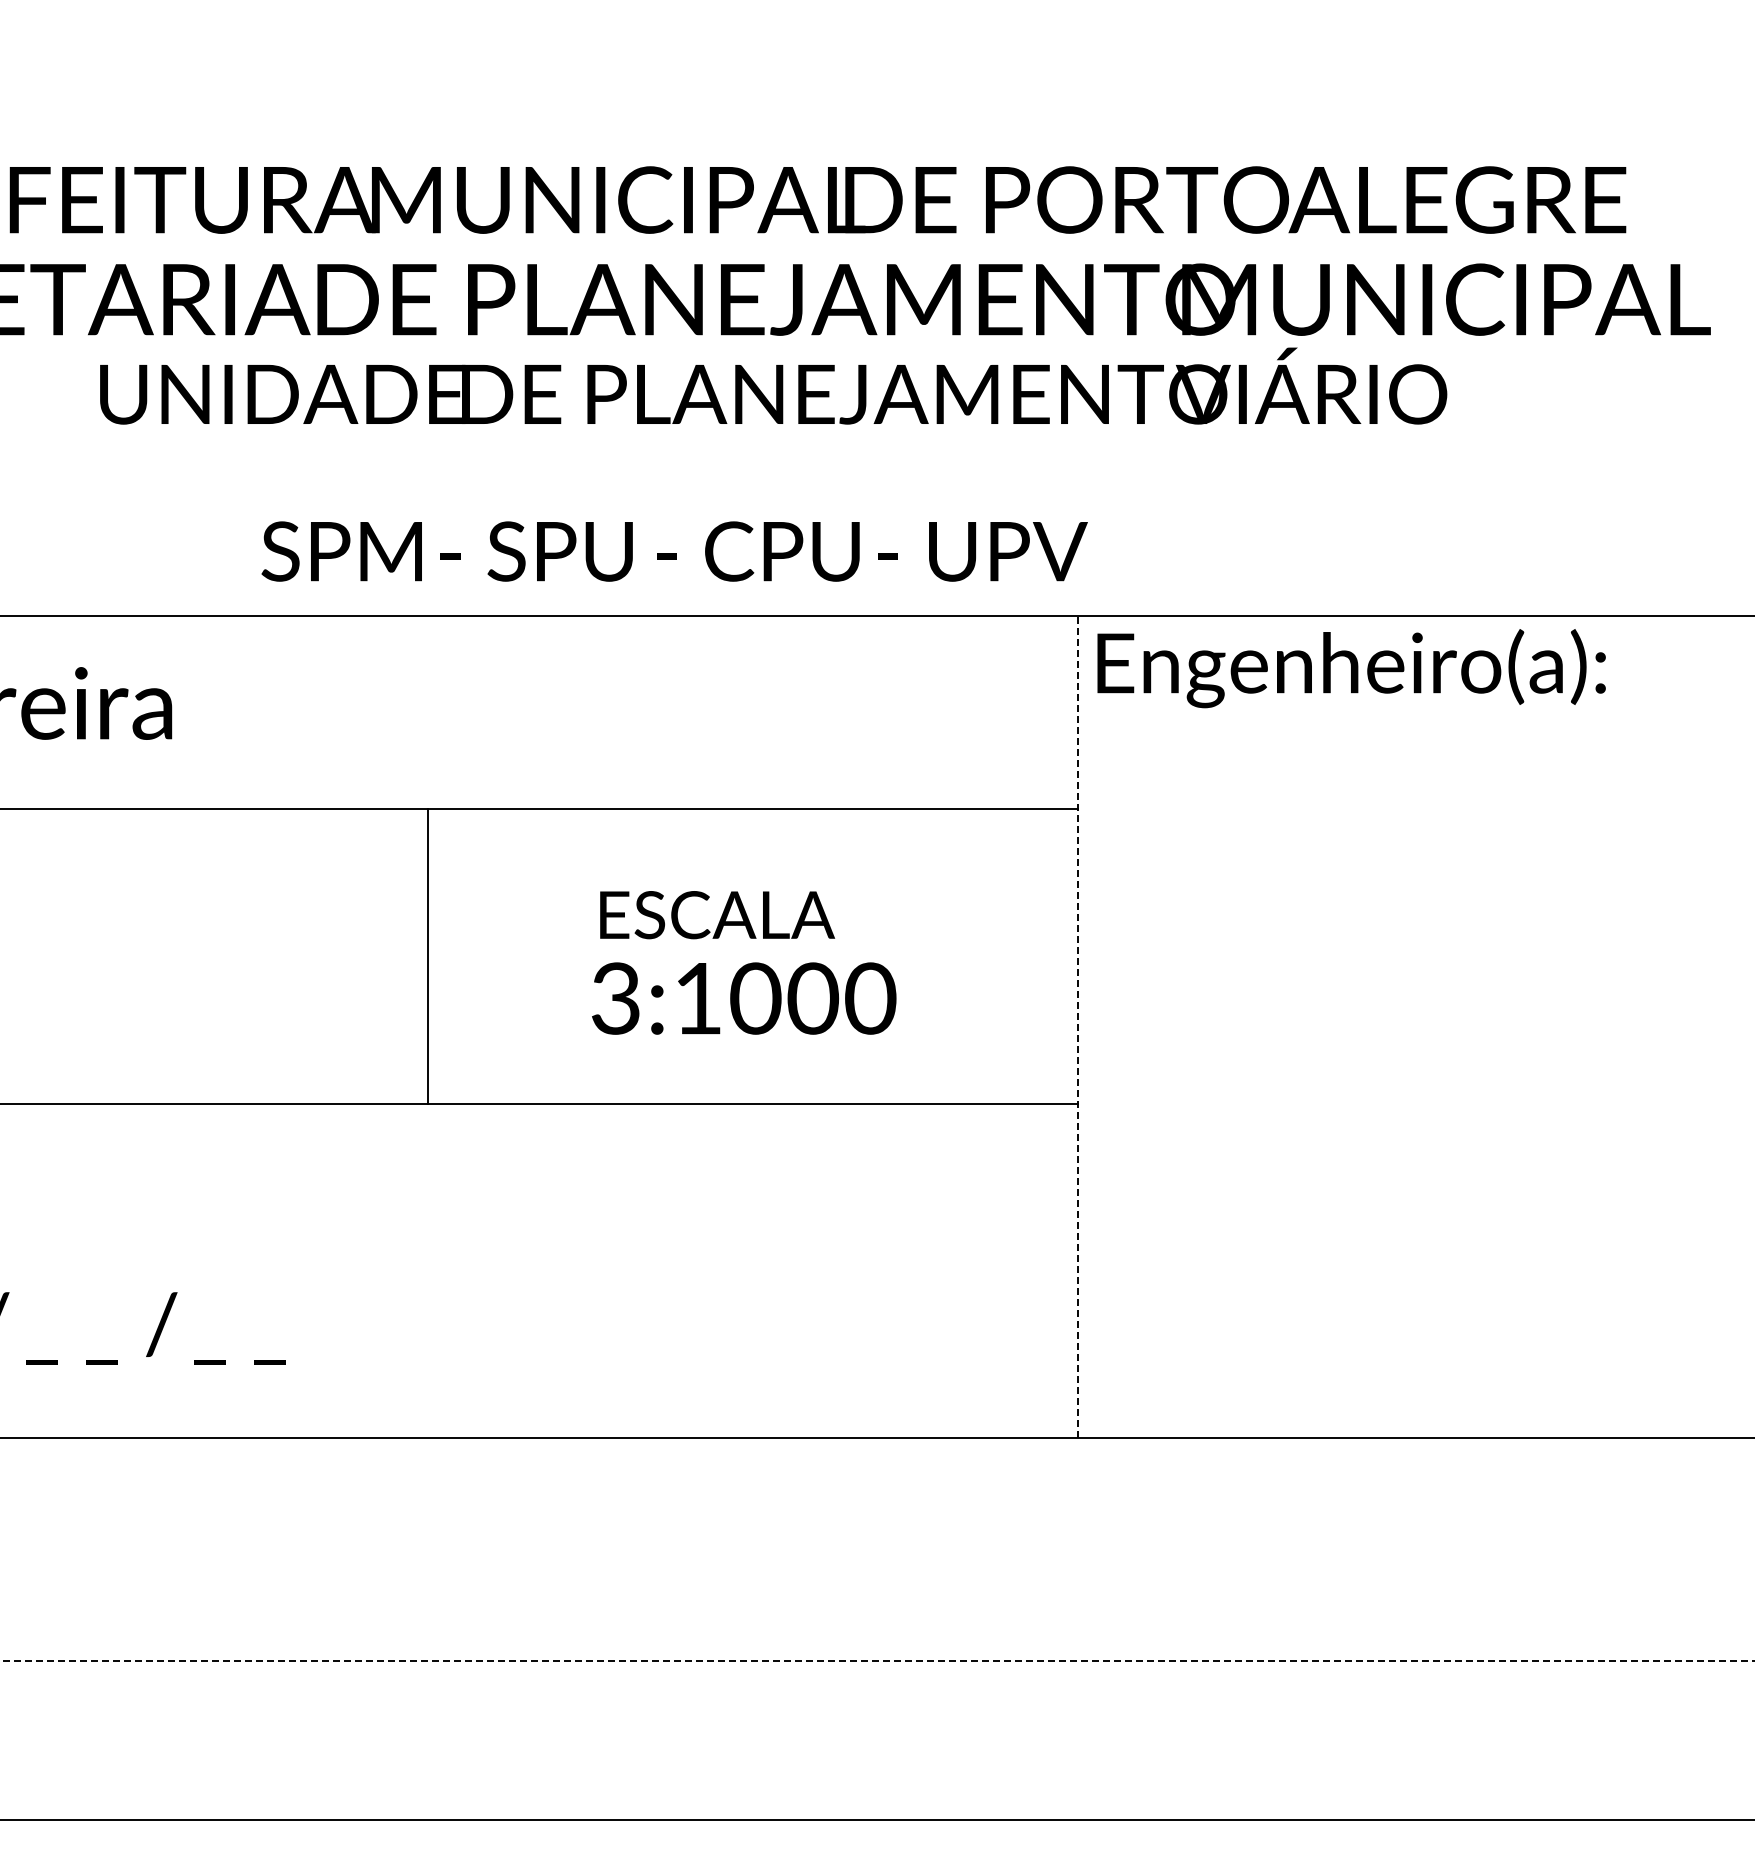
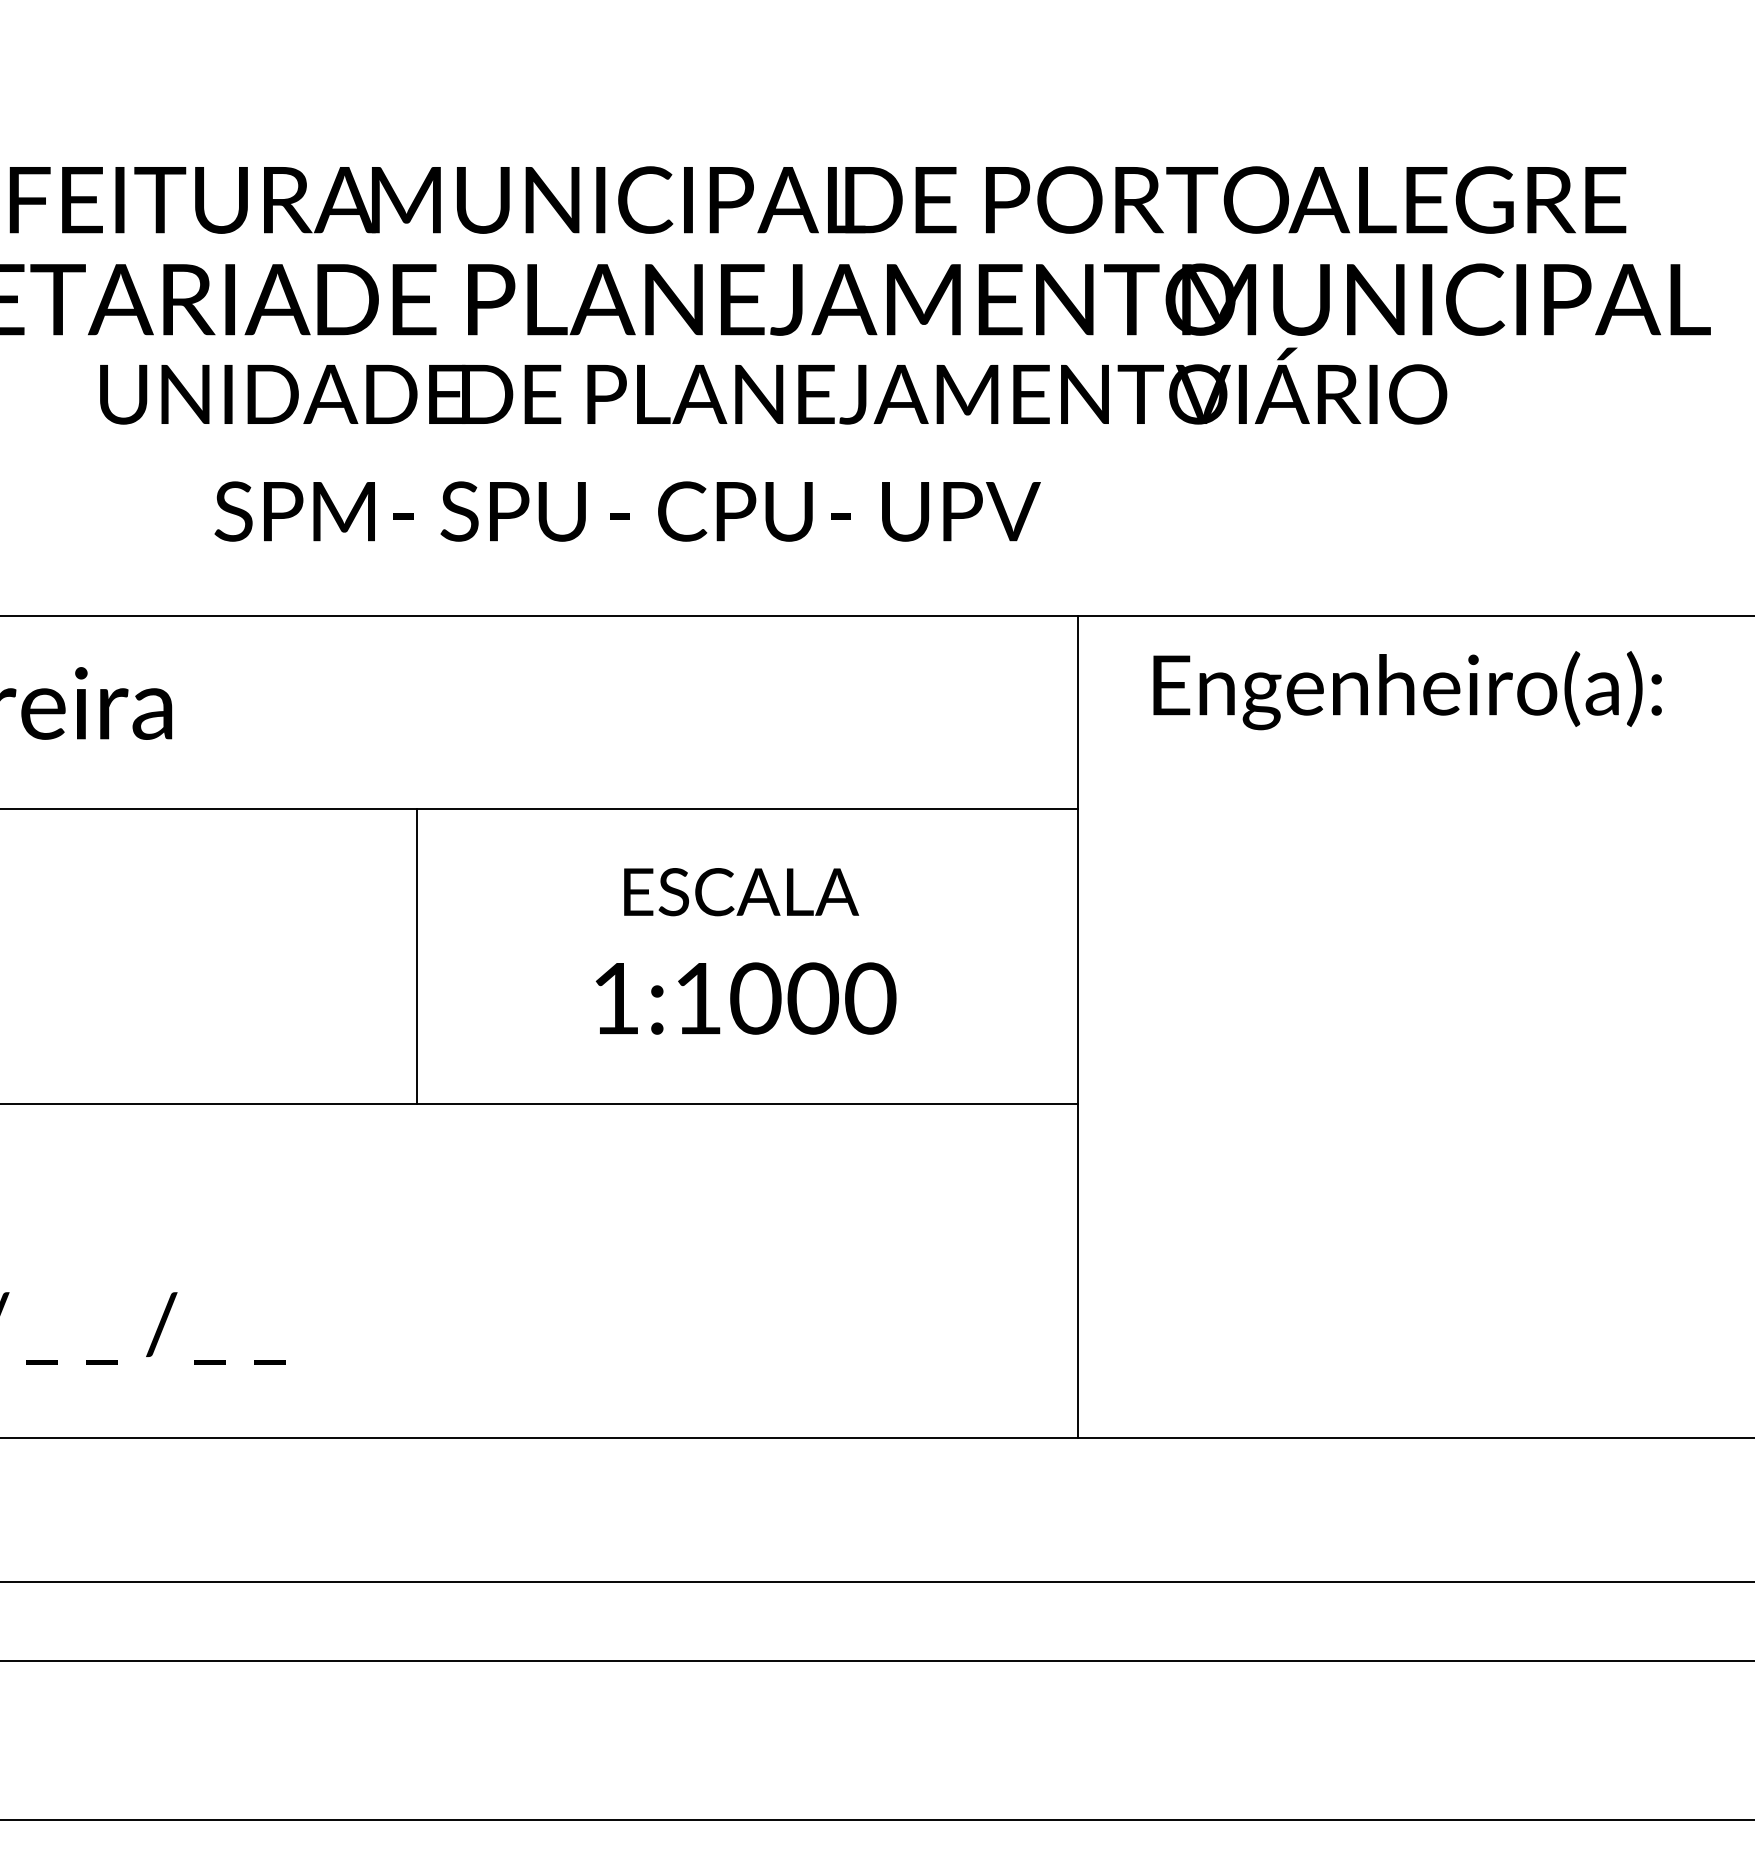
text position: (674, 551) -> (627, 511) (627, 511)
text position: (1351, 668) -> (1407, 690) (1407, 690)
text position: (717, 915) -> (741, 892) (741, 892)
line position: (428, 956) -> (417, 956) (417, 956)
text: 3:1000 -> 1:1000 (615, 998)
line: dashed -> solid (1078, 1026)
line: none -> present (876, 1581)
line: dashed -> solid (878, 1661)
